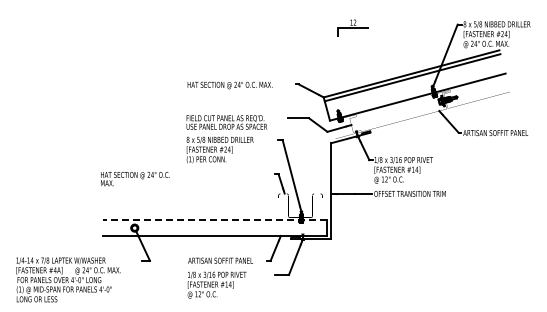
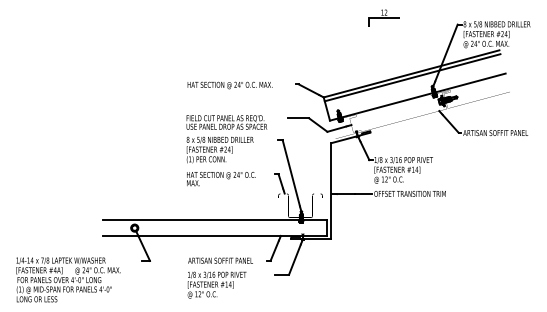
part position: (352, 27) -> (383, 17) (383, 17)
text position: (135, 178) -> (221, 178) (221, 178)
line: dashed -> solid (214, 219)
